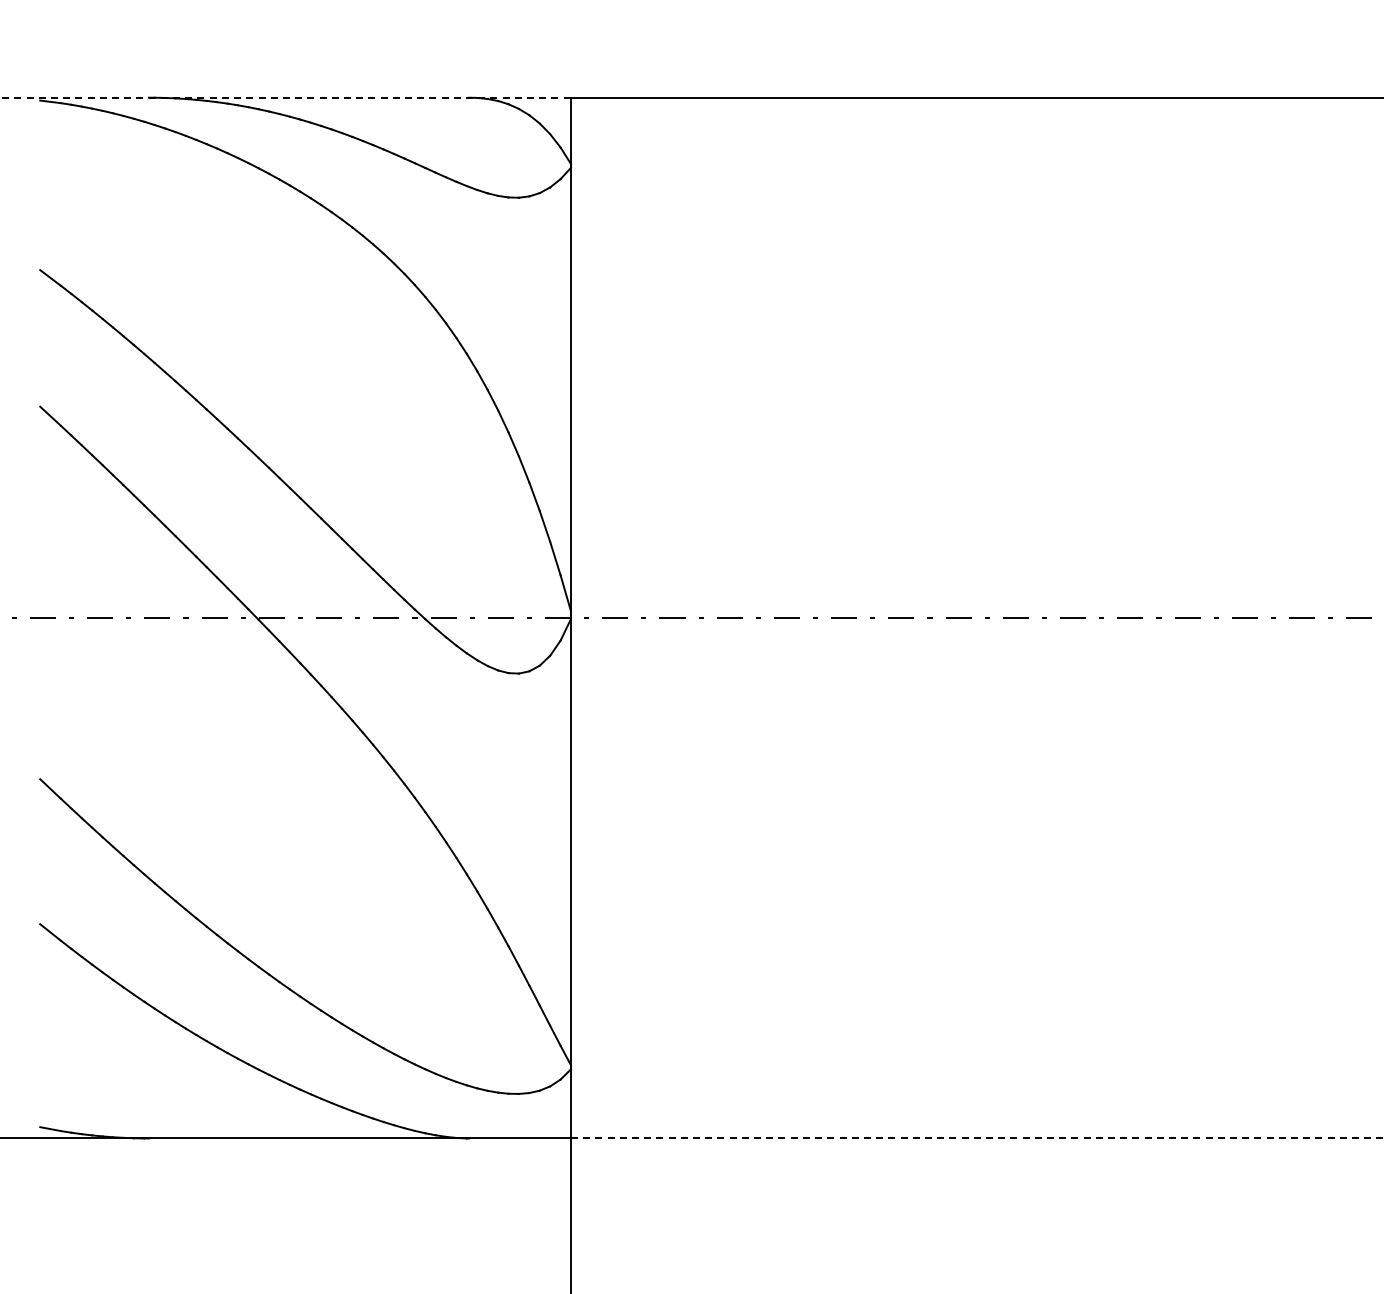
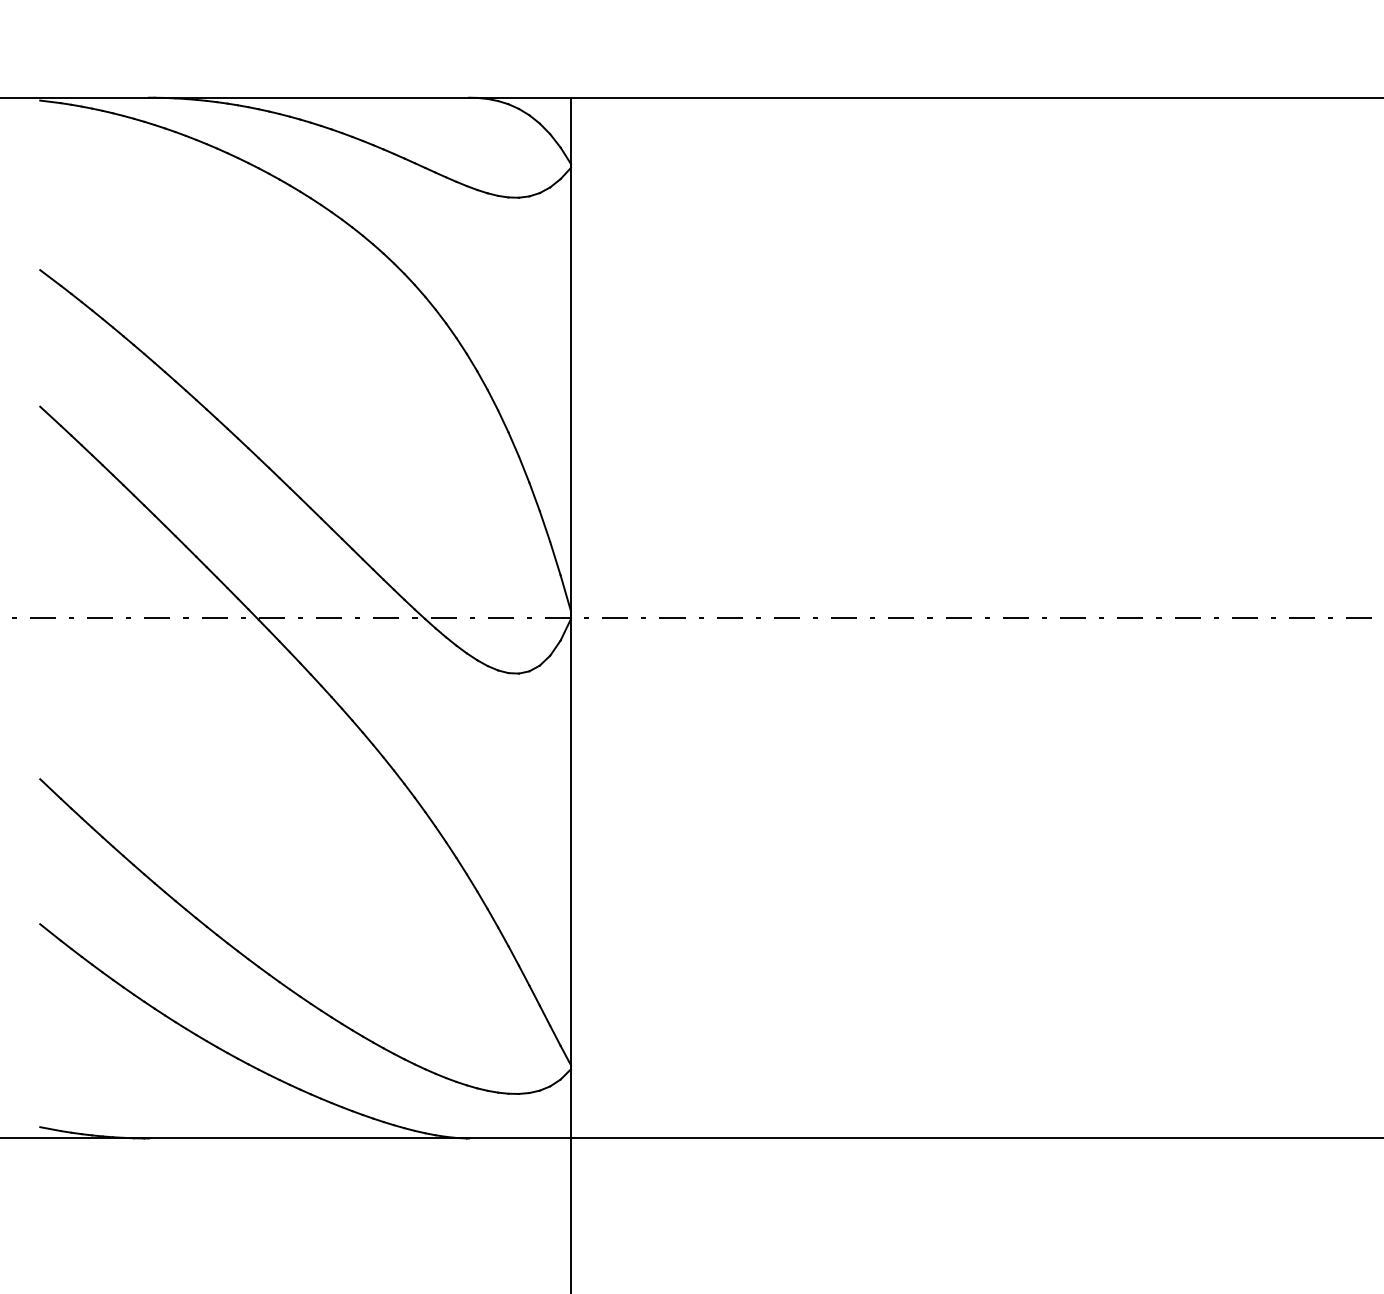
line: dashed -> solid (286, 97)
line: dashed -> solid (977, 1138)
